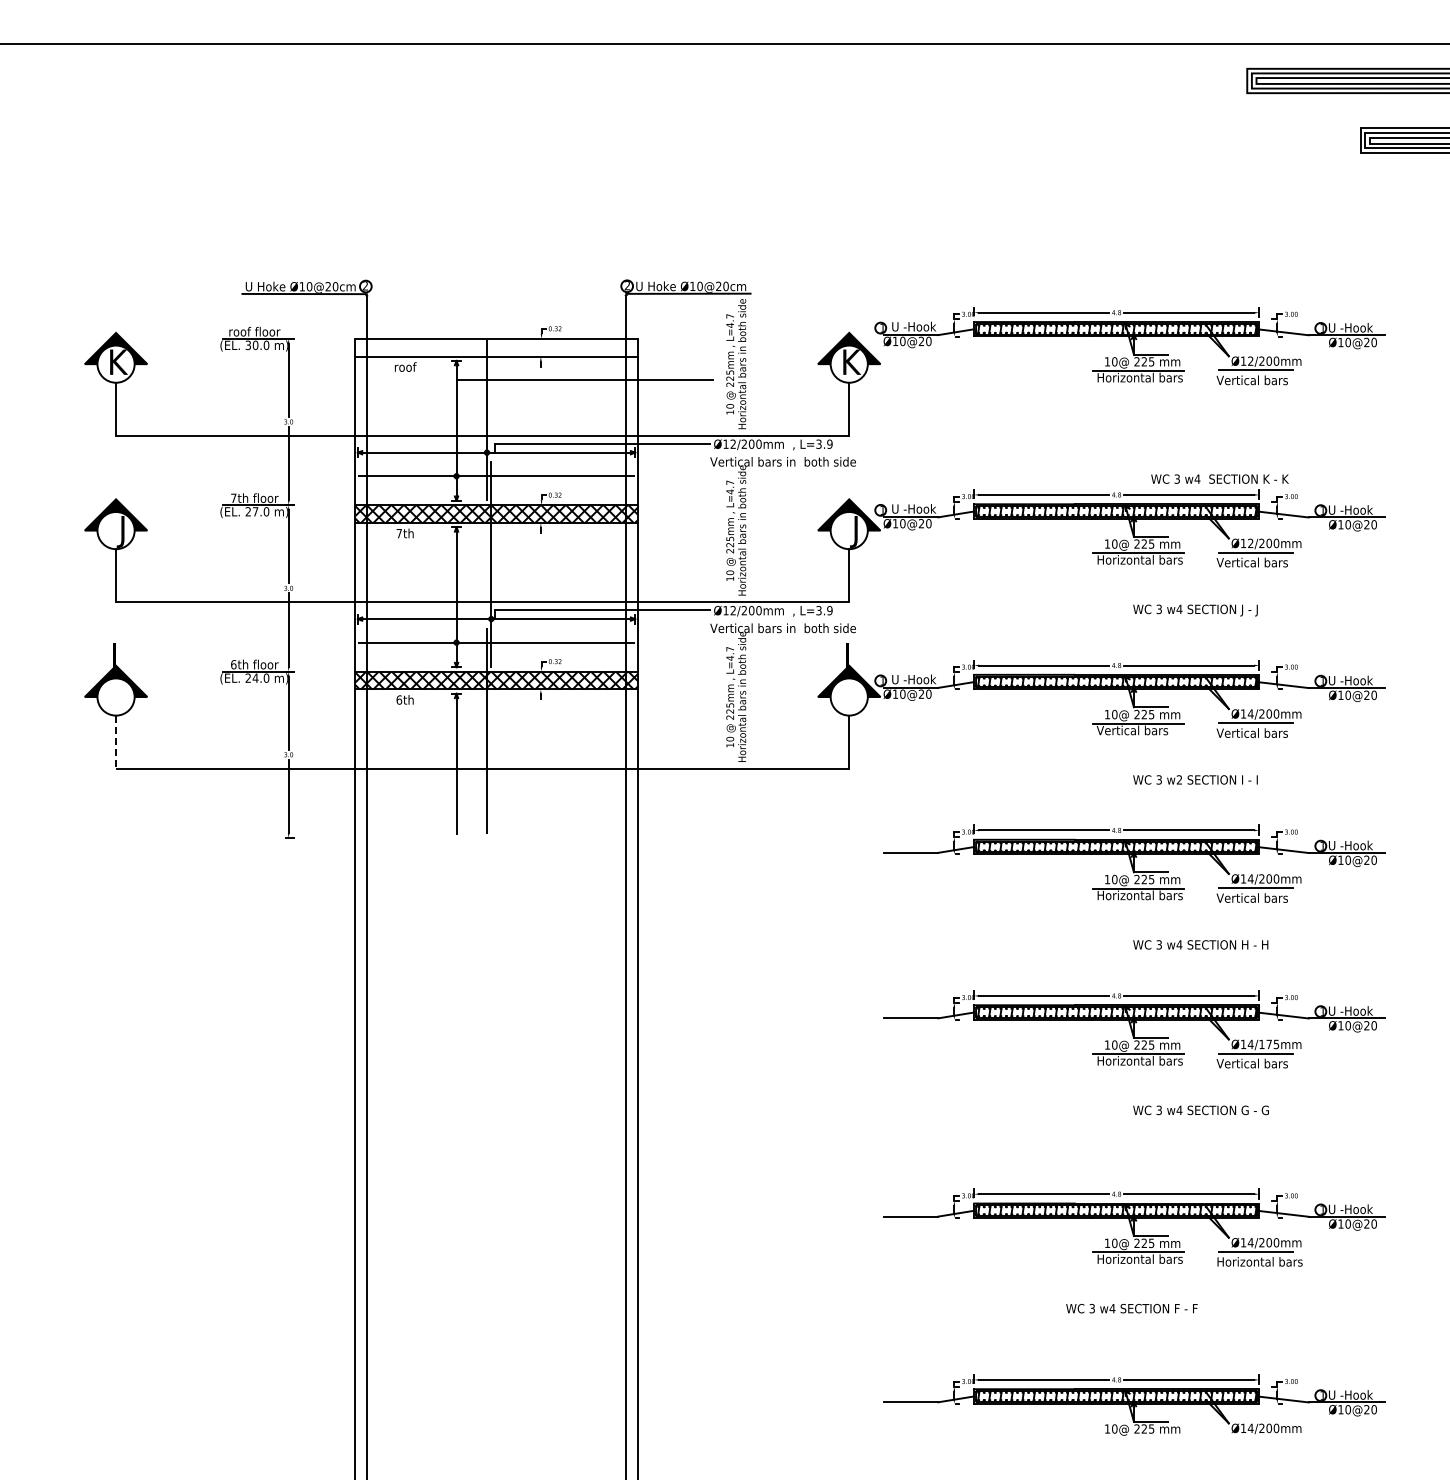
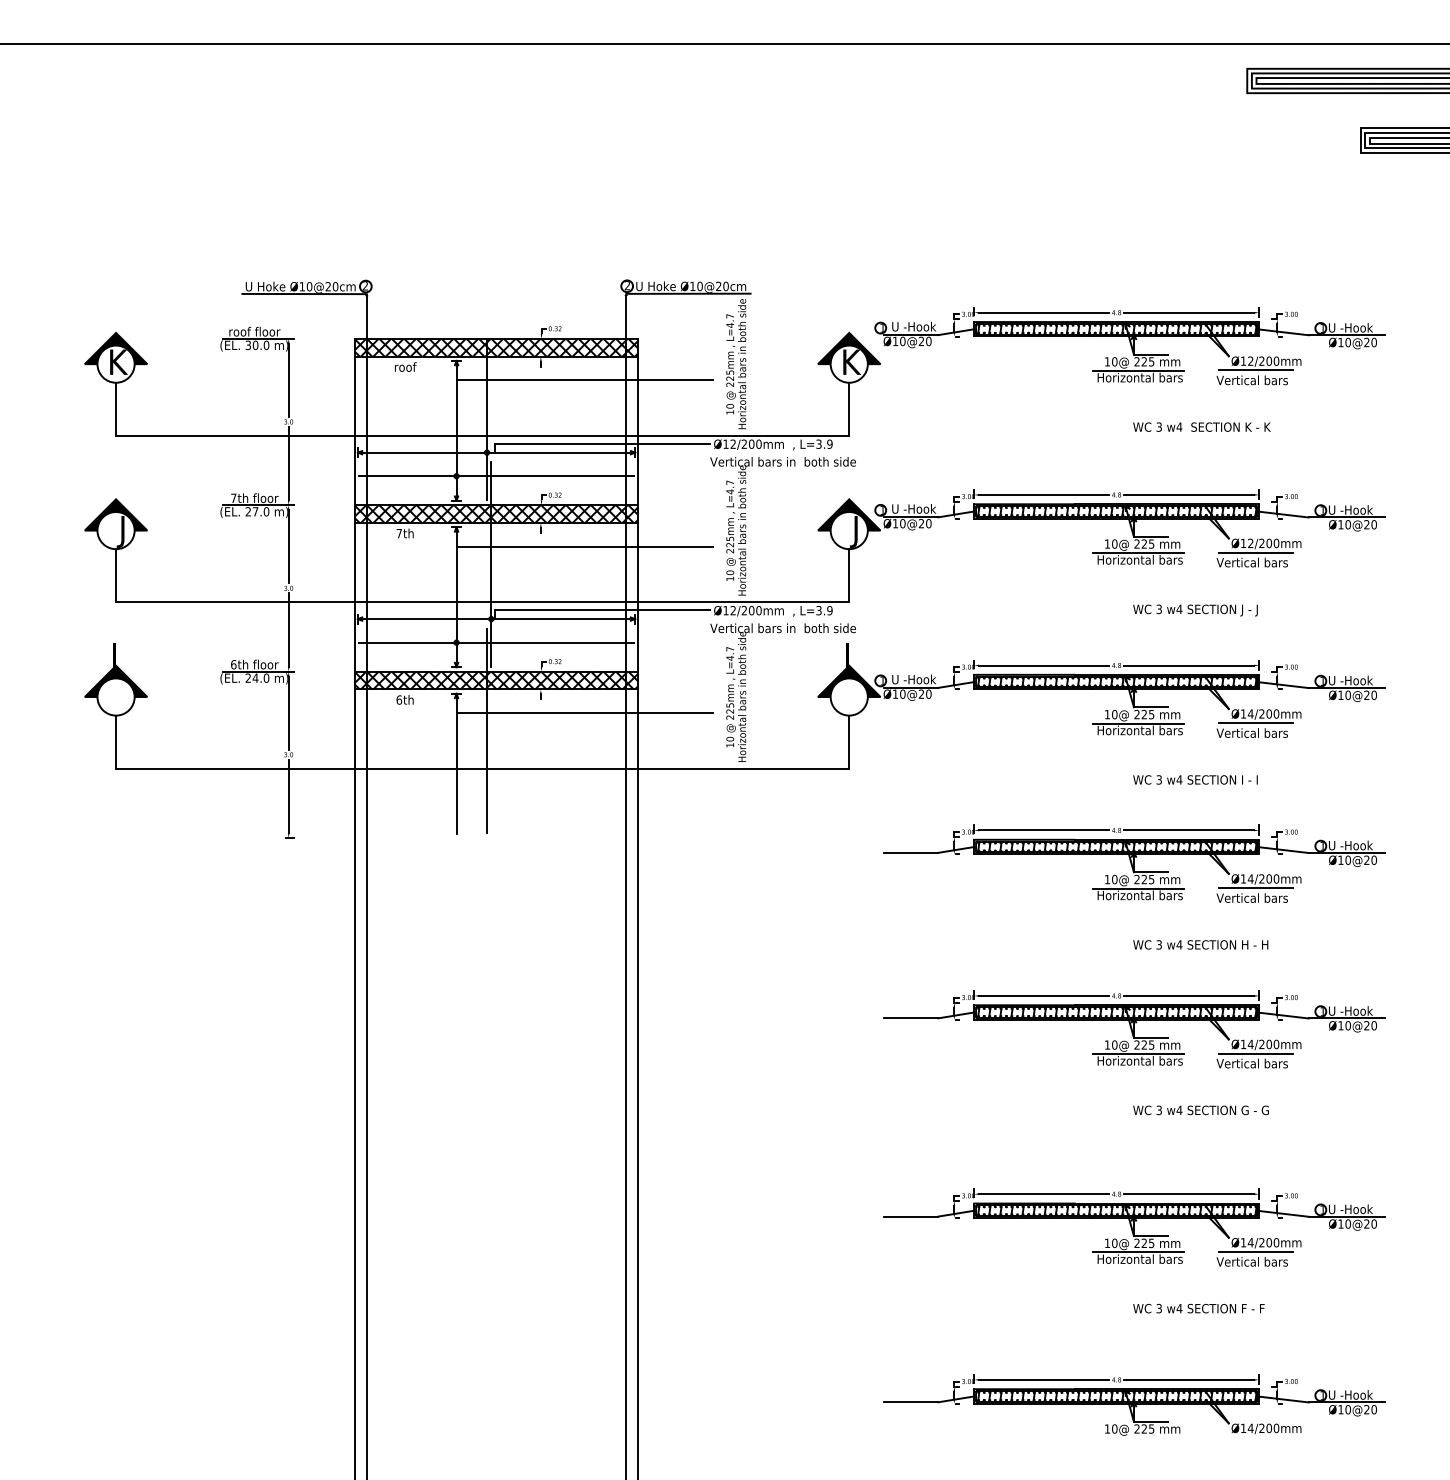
hatch: none -> present (496, 347)
text position: (1219, 478) -> (1201, 426) (1201, 426)
line: none -> present (584, 546)
line: none -> present (584, 713)
text: Vertical bars -> Horizontal bars (1139, 730)
line: dashed -> solid (116, 742)
text: w2 -> w4 (1179, 779)
text: Ø14/175mm -> Ø14/200mm (1269, 1044)
text: Horizontal bars -> Vertical bars (1259, 1261)
text position: (1131, 1308) -> (1198, 1308) (1198, 1308)
